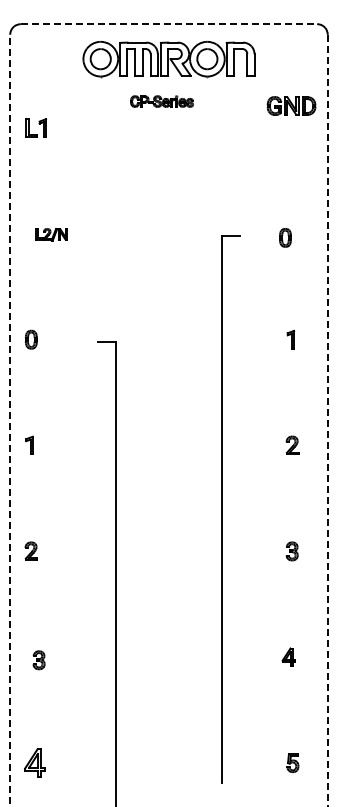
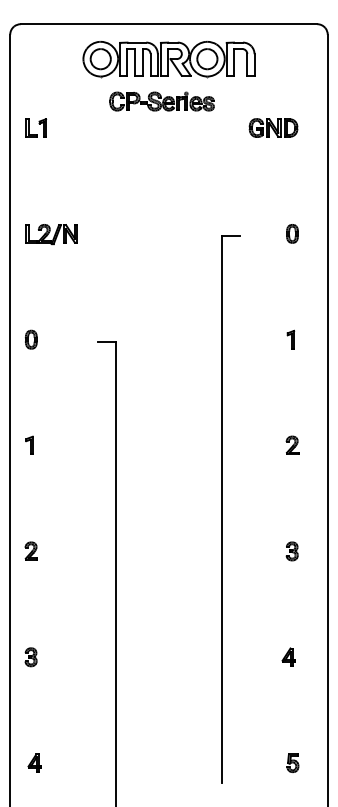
line: dashed -> solid (169, 24)
part size: 64x13 px -> 106x21 px (161, 101)
part position: (291, 105) -> (273, 127) (273, 127)
part size: 33x14 px -> 53x22 px (51, 234)
part position: (285, 237) -> (292, 233) (292, 233)
line: dashed -> solid (10, 420)
line: dashed -> solid (327, 420)
part position: (38, 660) -> (30, 657) (30, 657)
part size: 22x30 px -> 15x20 px (34, 762)
